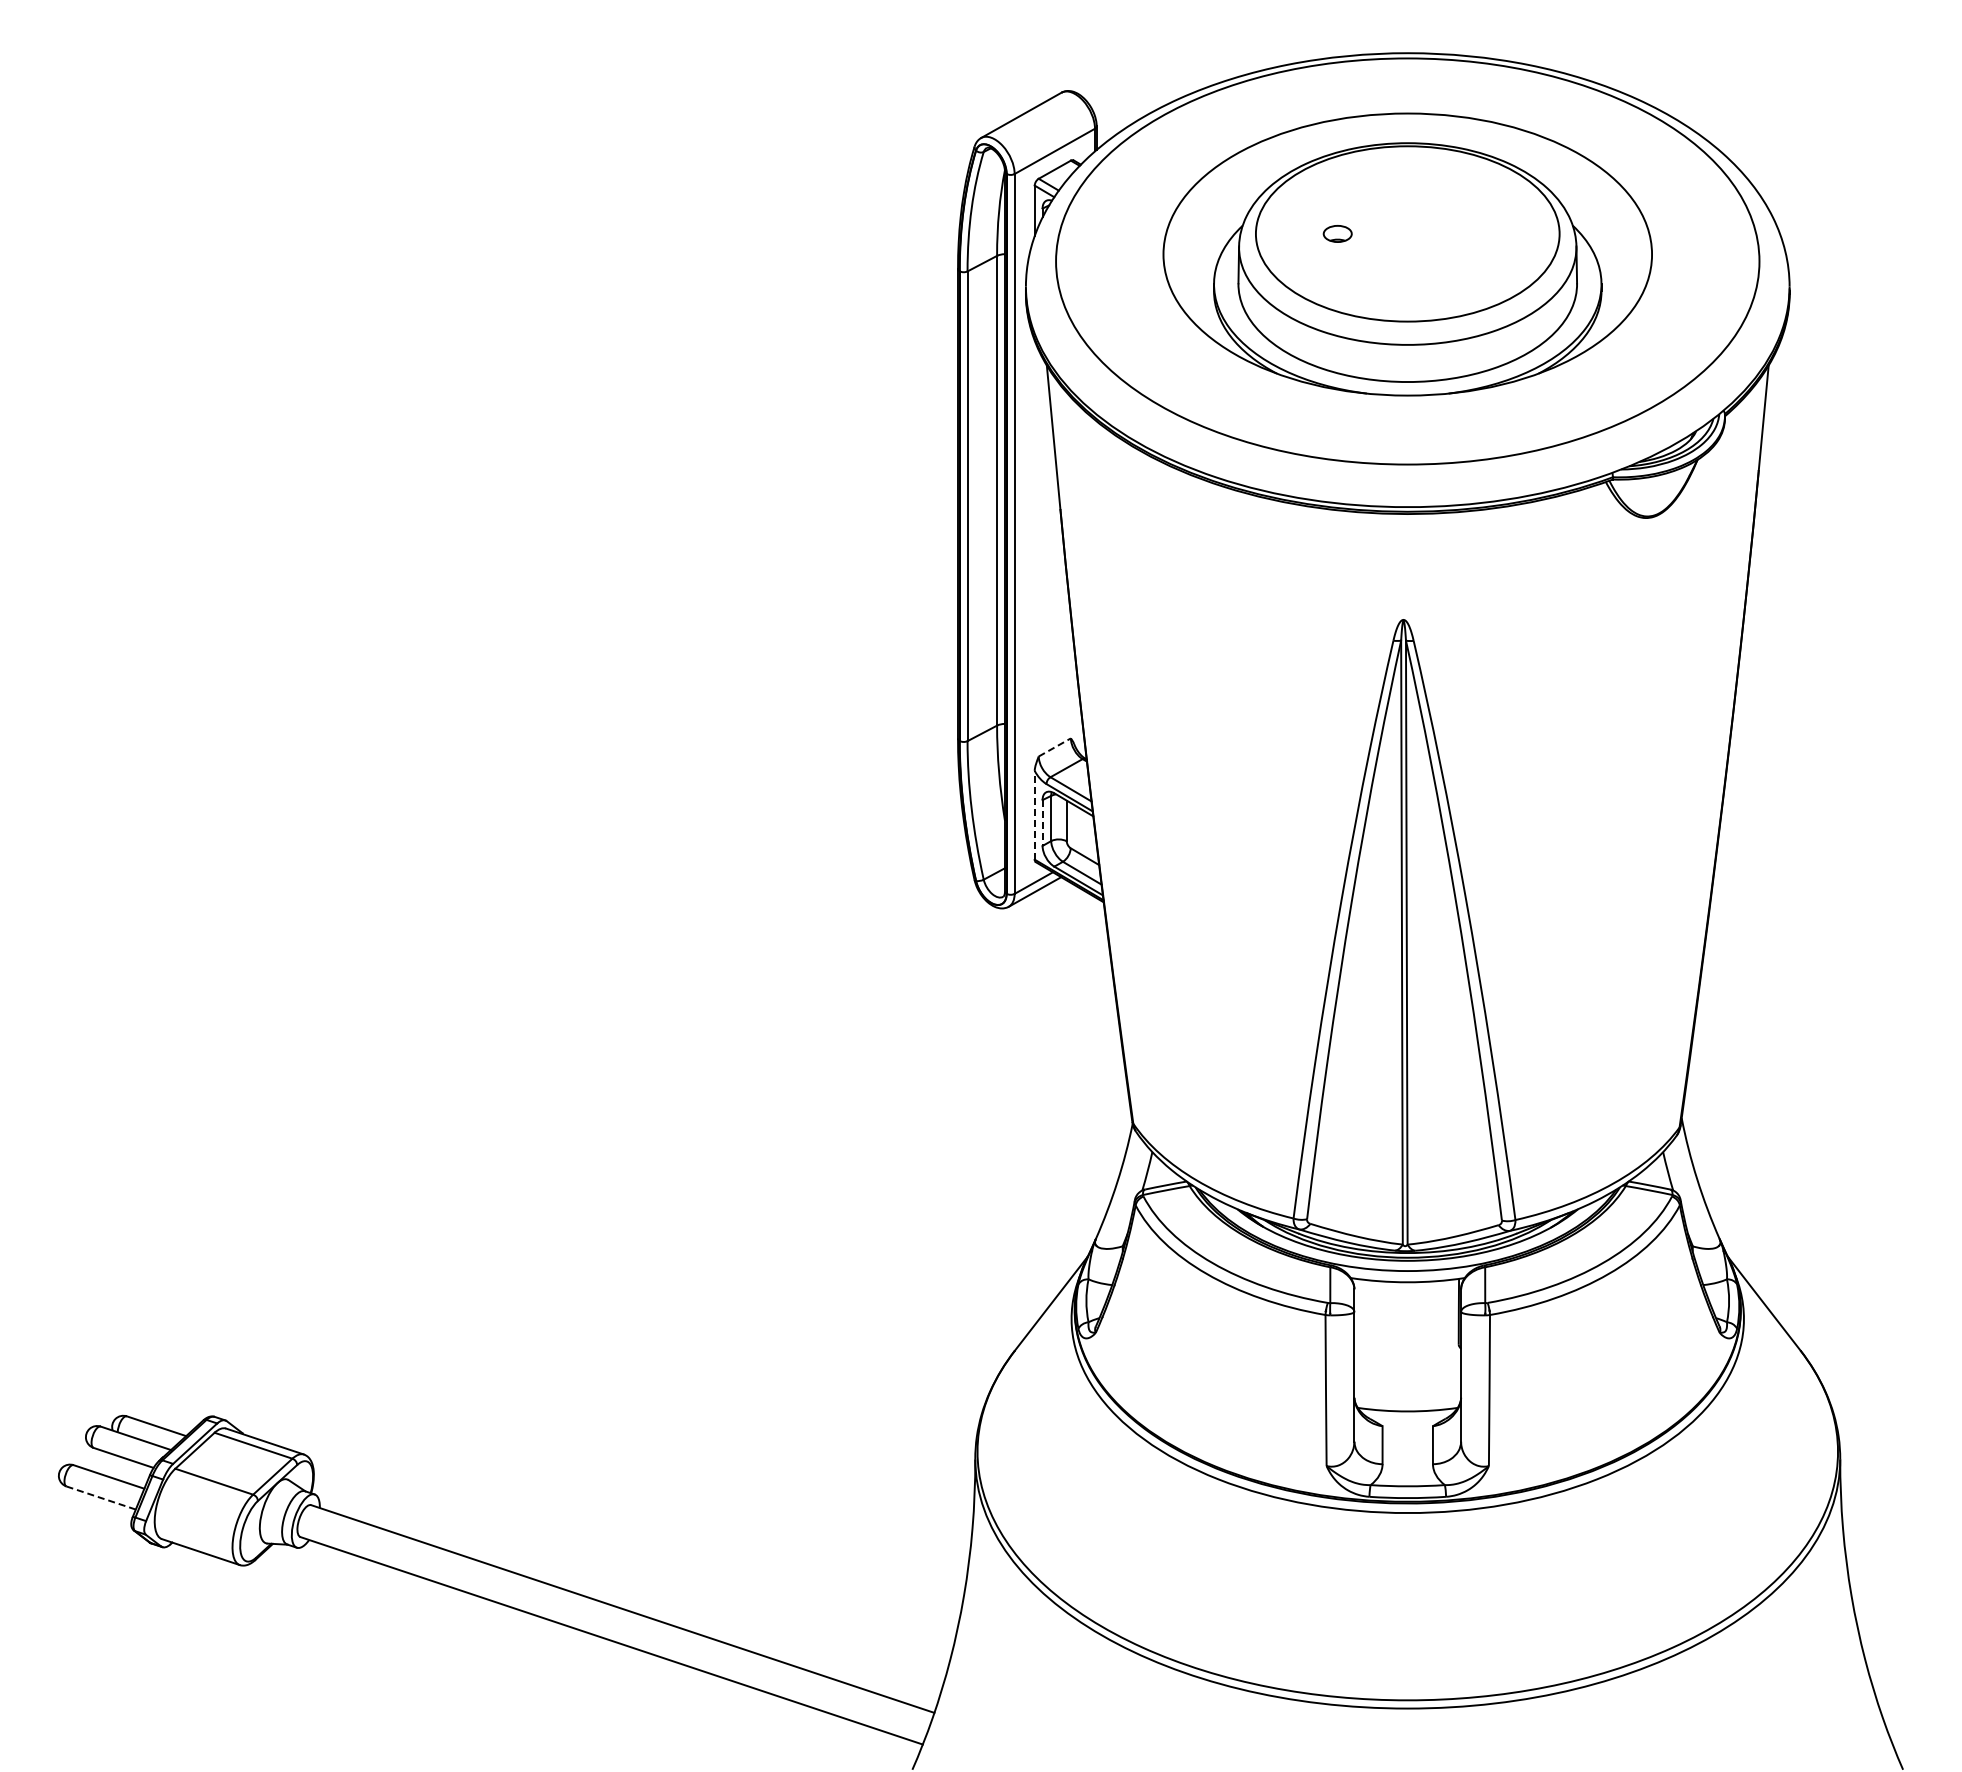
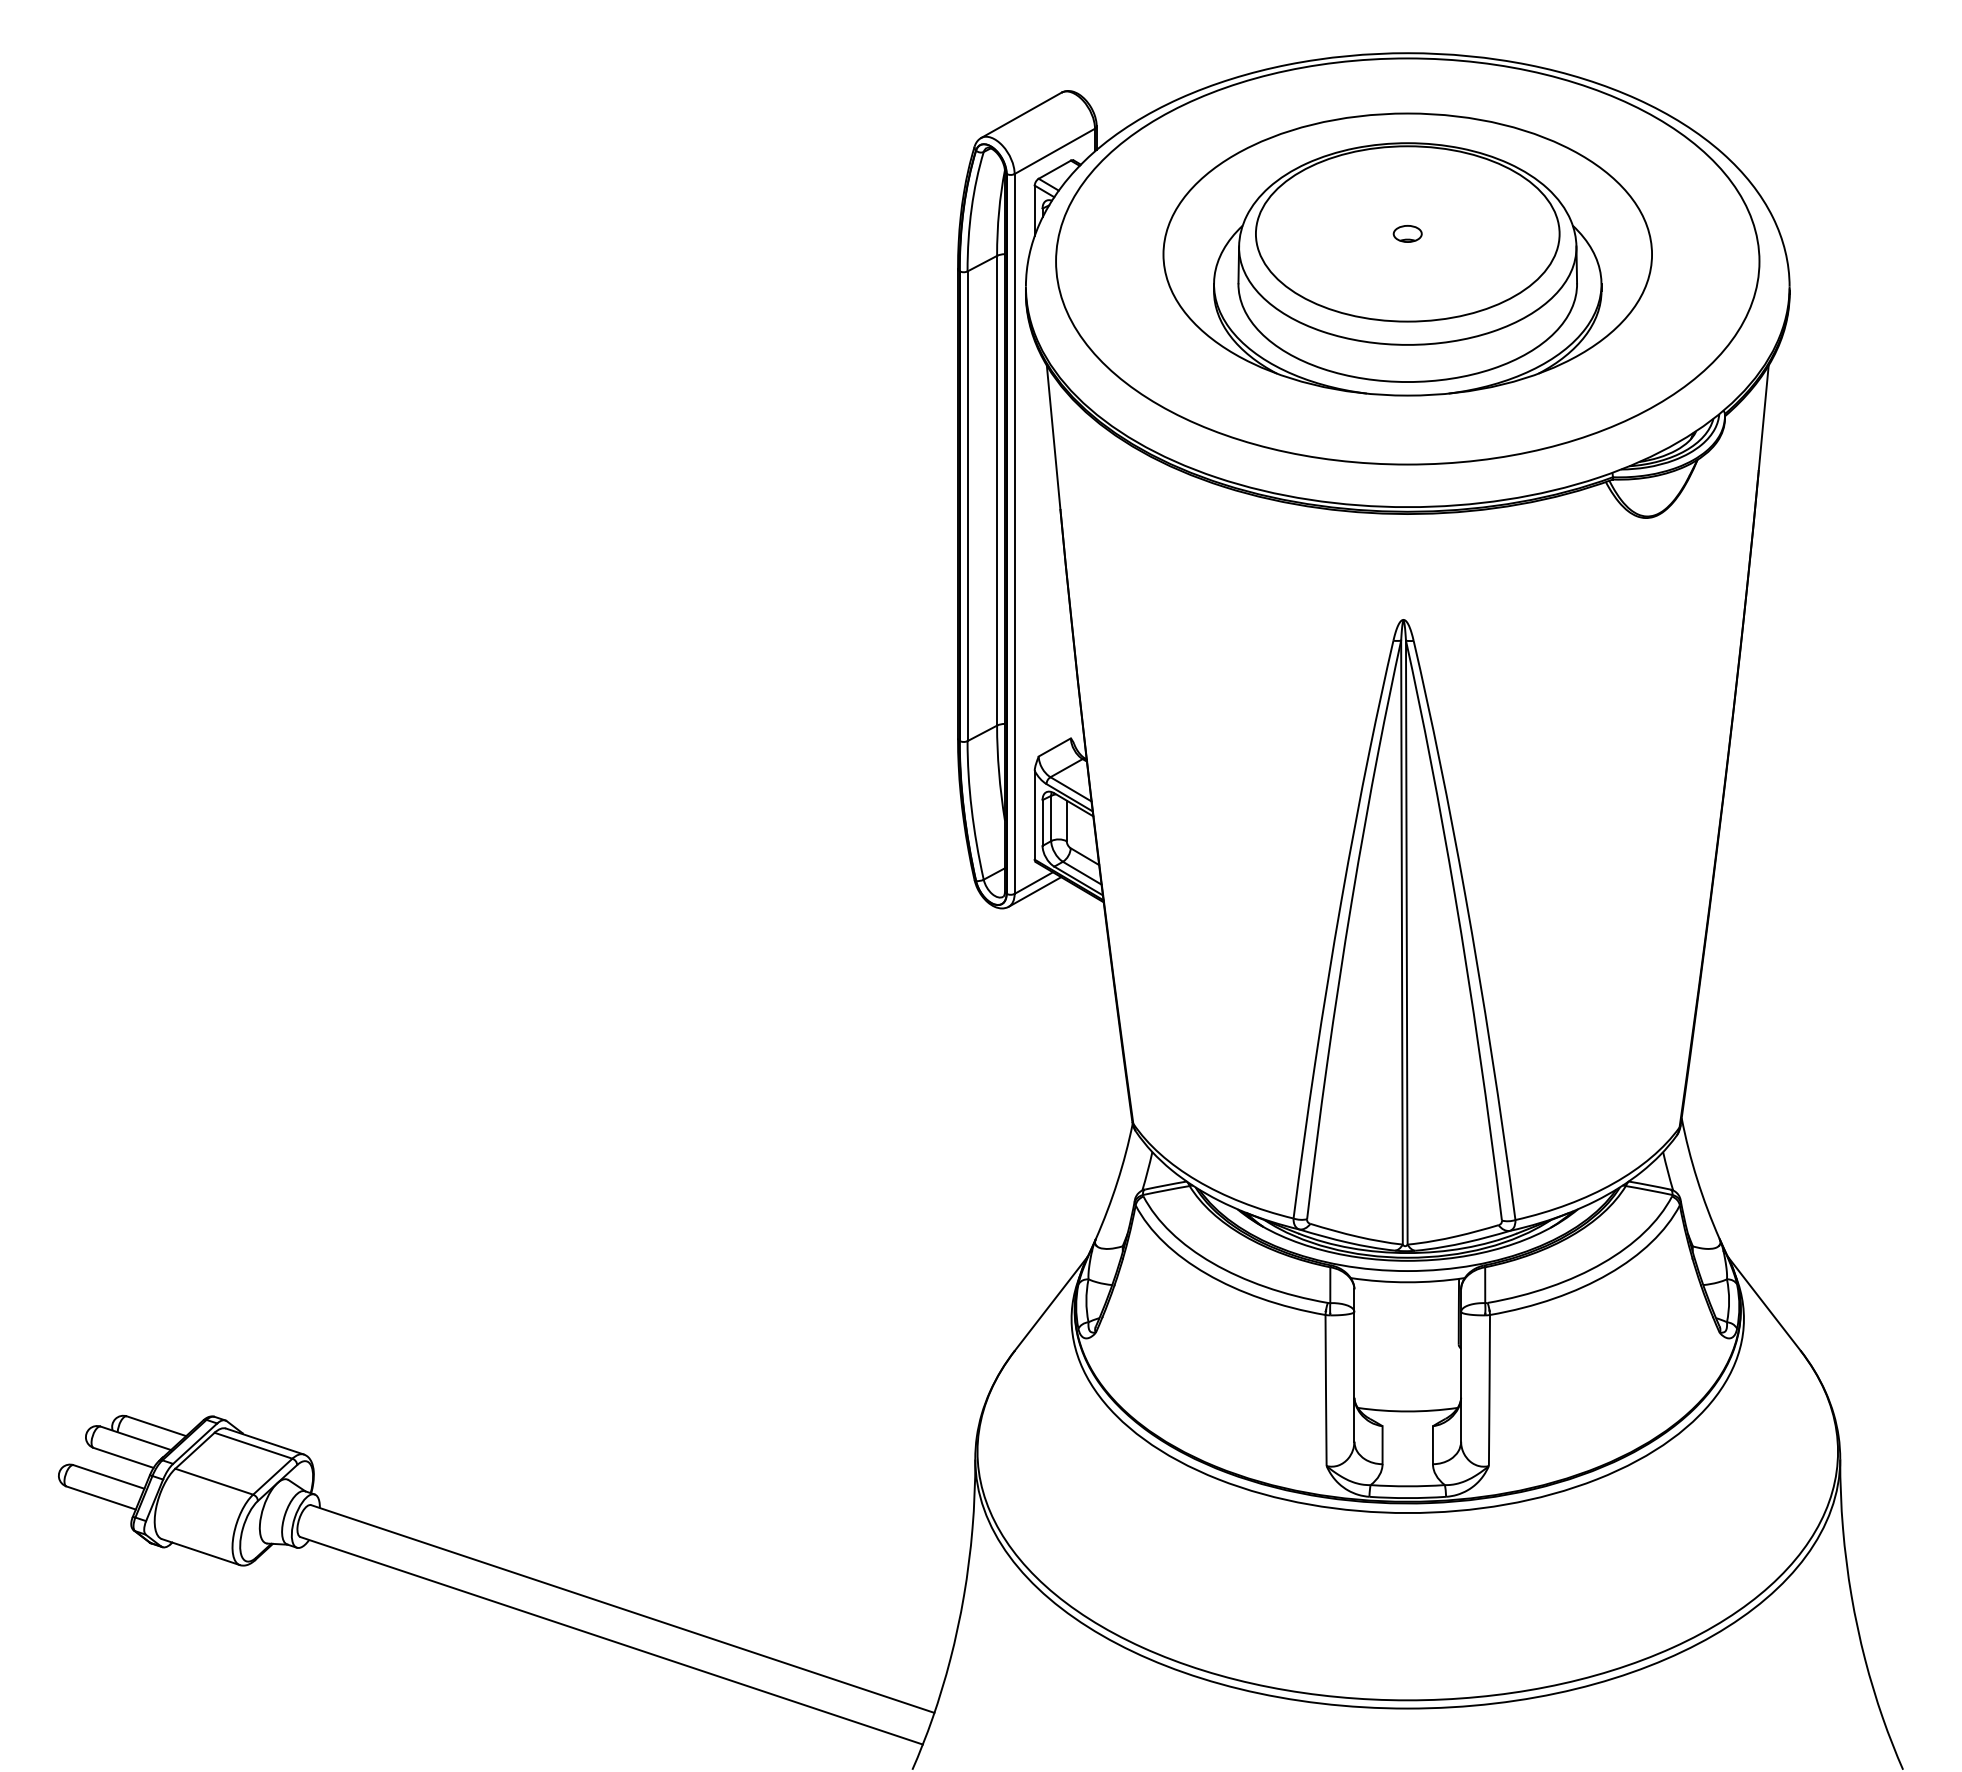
part position: (1337, 233) -> (1407, 233) (1407, 233)
line: dashed -> solid (1055, 747)
line: dashed -> solid (1034, 814)
line: dashed -> solid (1042, 823)
line: dashed -> solid (101, 1498)
